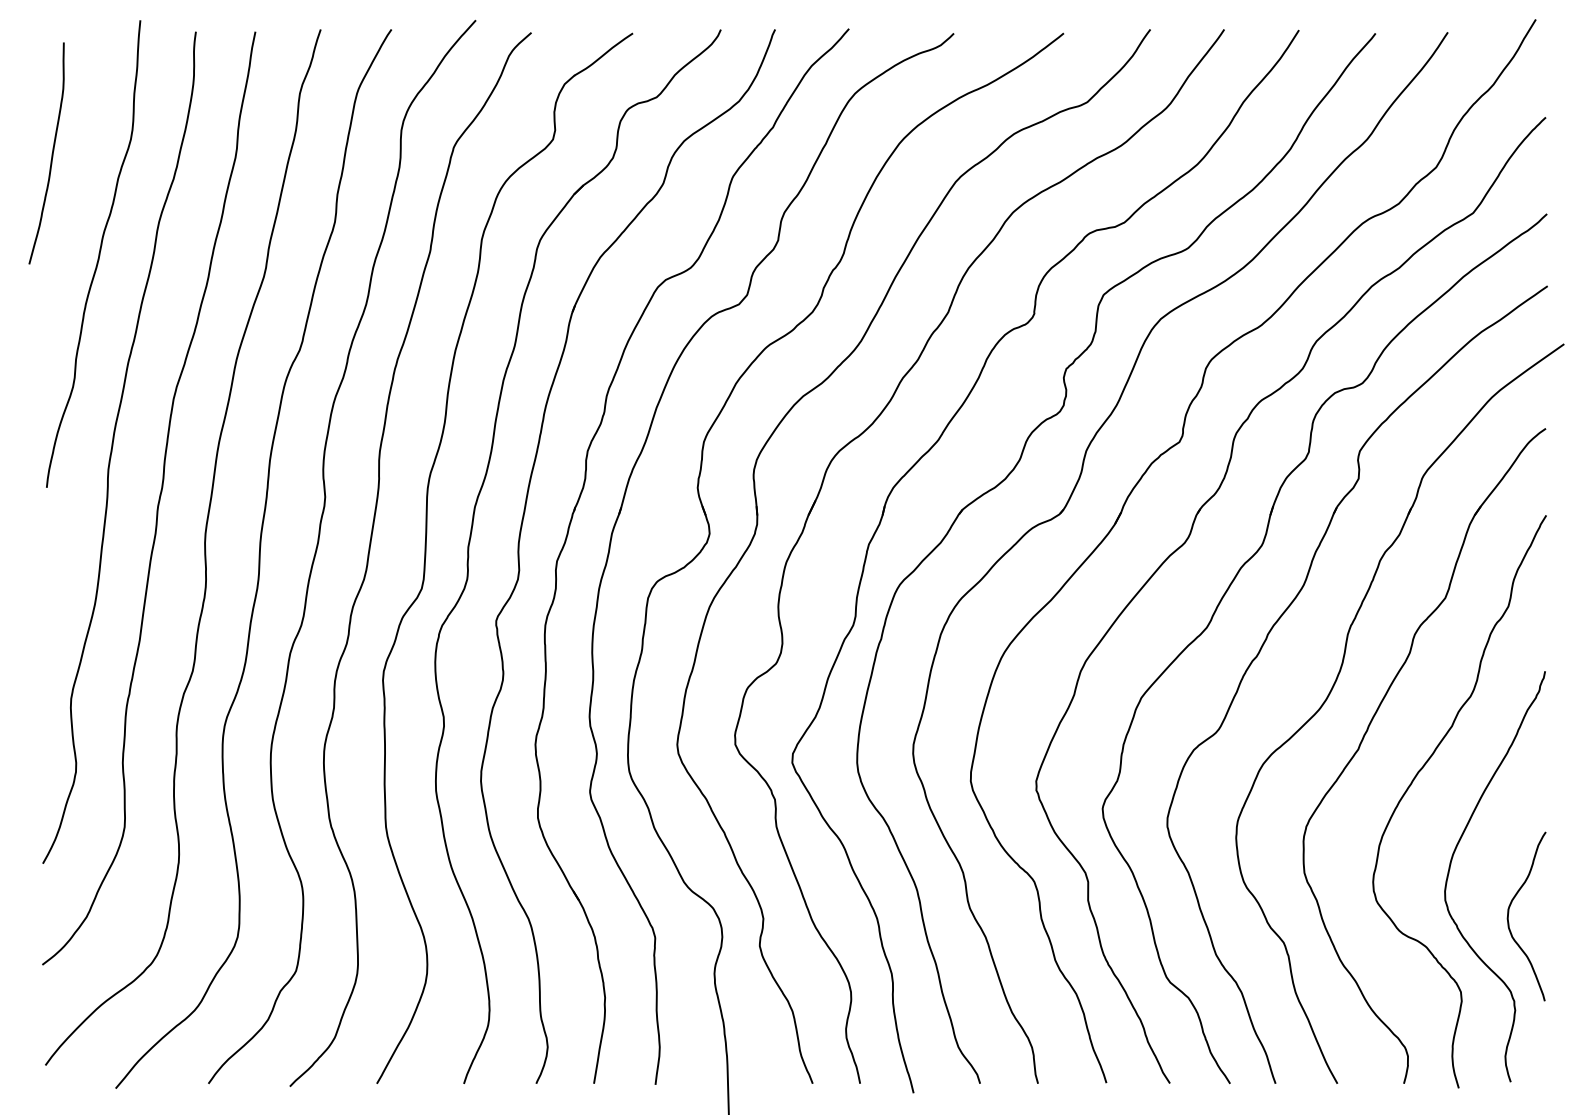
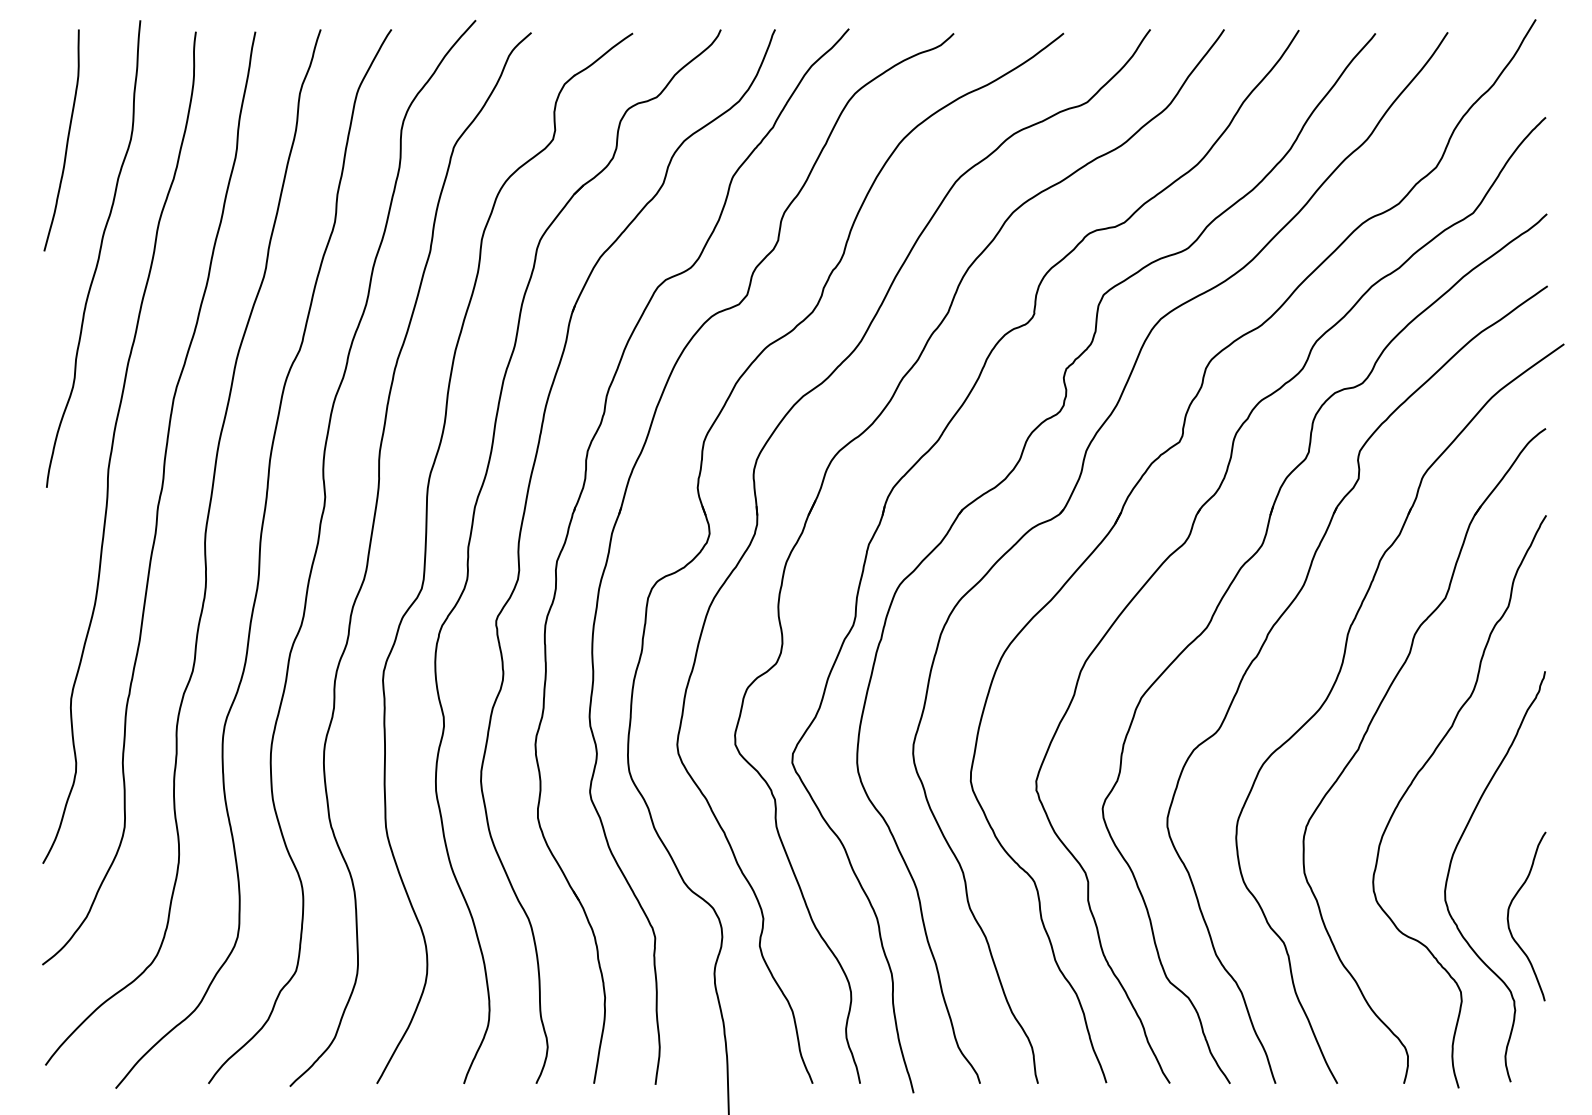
curve position: (51, 153) -> (66, 140) (66, 140)
